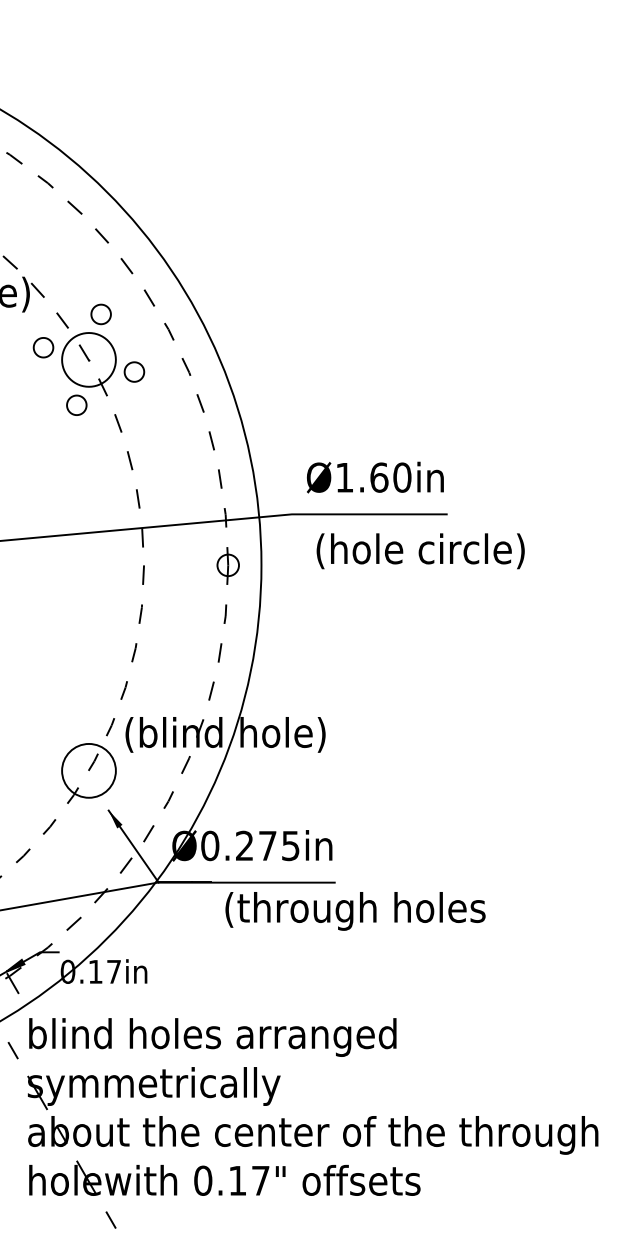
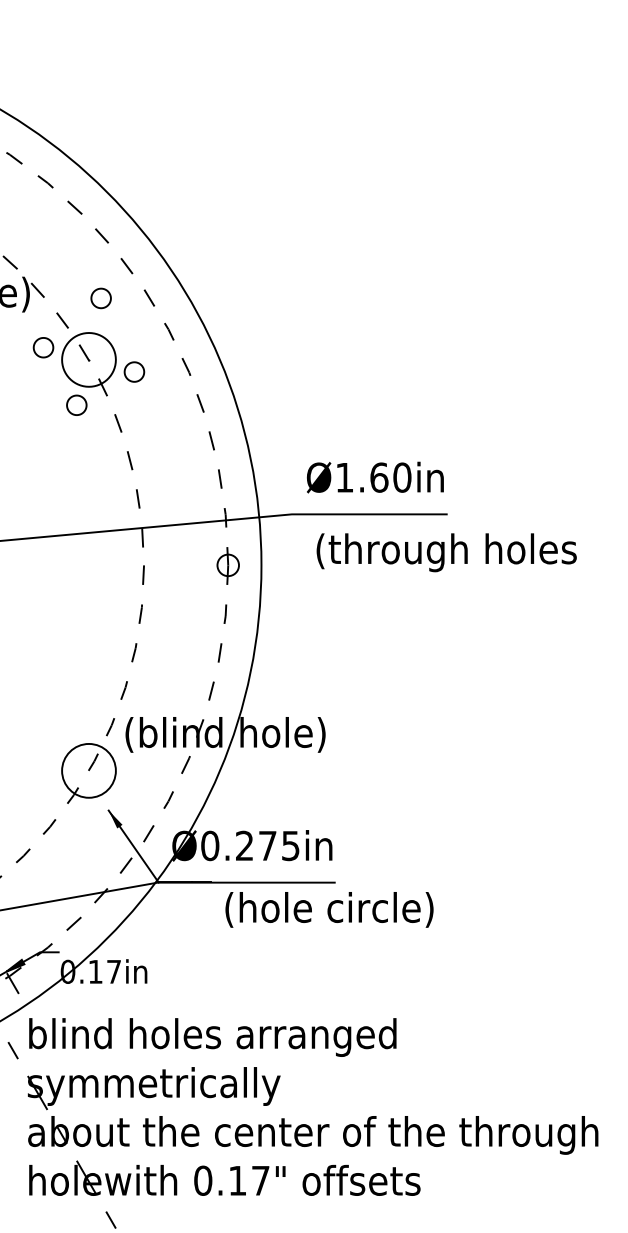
part position: (100, 314) -> (100, 298) (100, 298)
text: (hole circle) -> (through holes (452, 552)
text: (through holes -> (hole circle) (361, 911)
